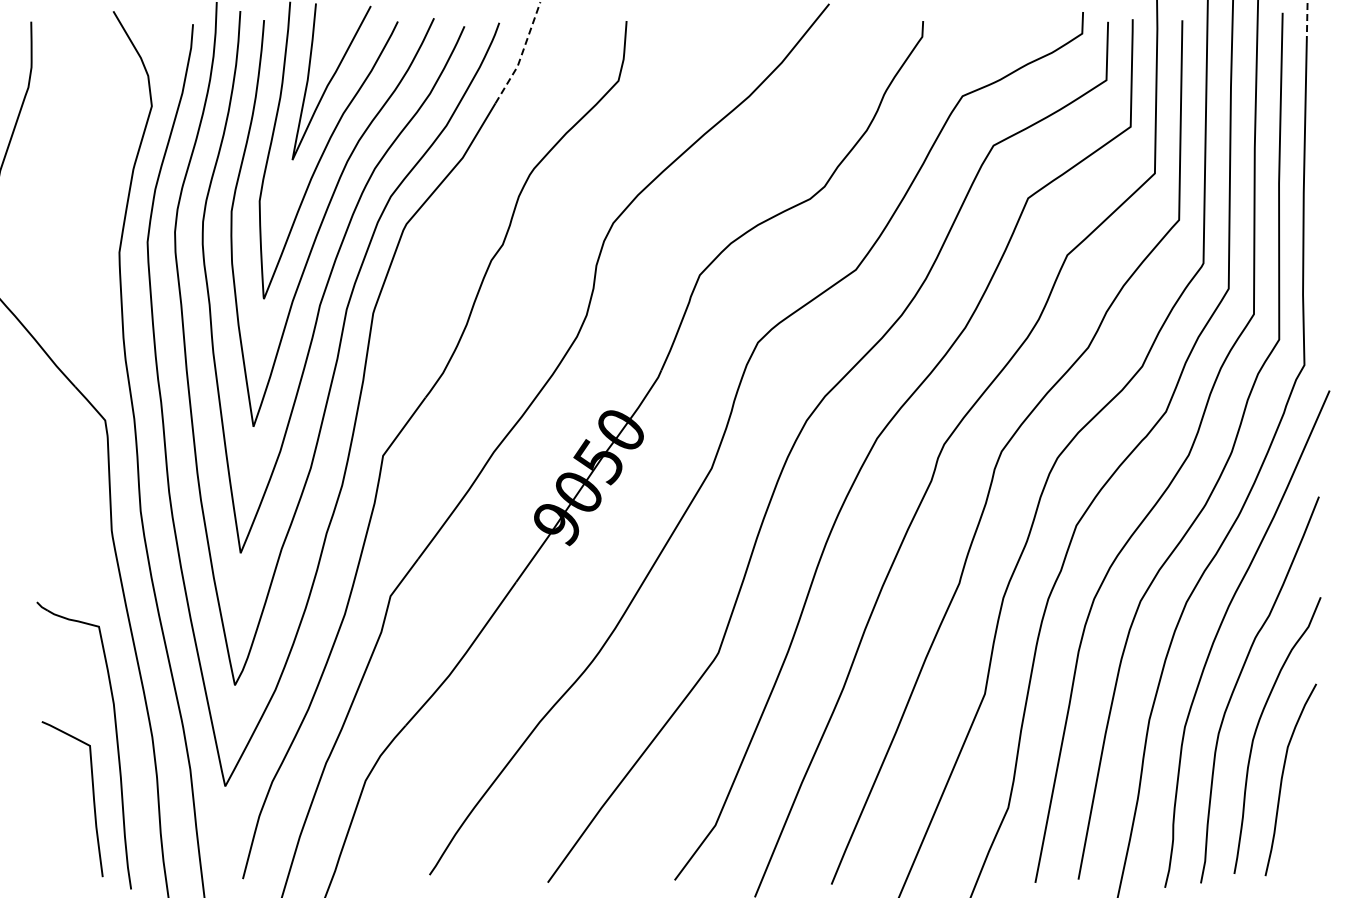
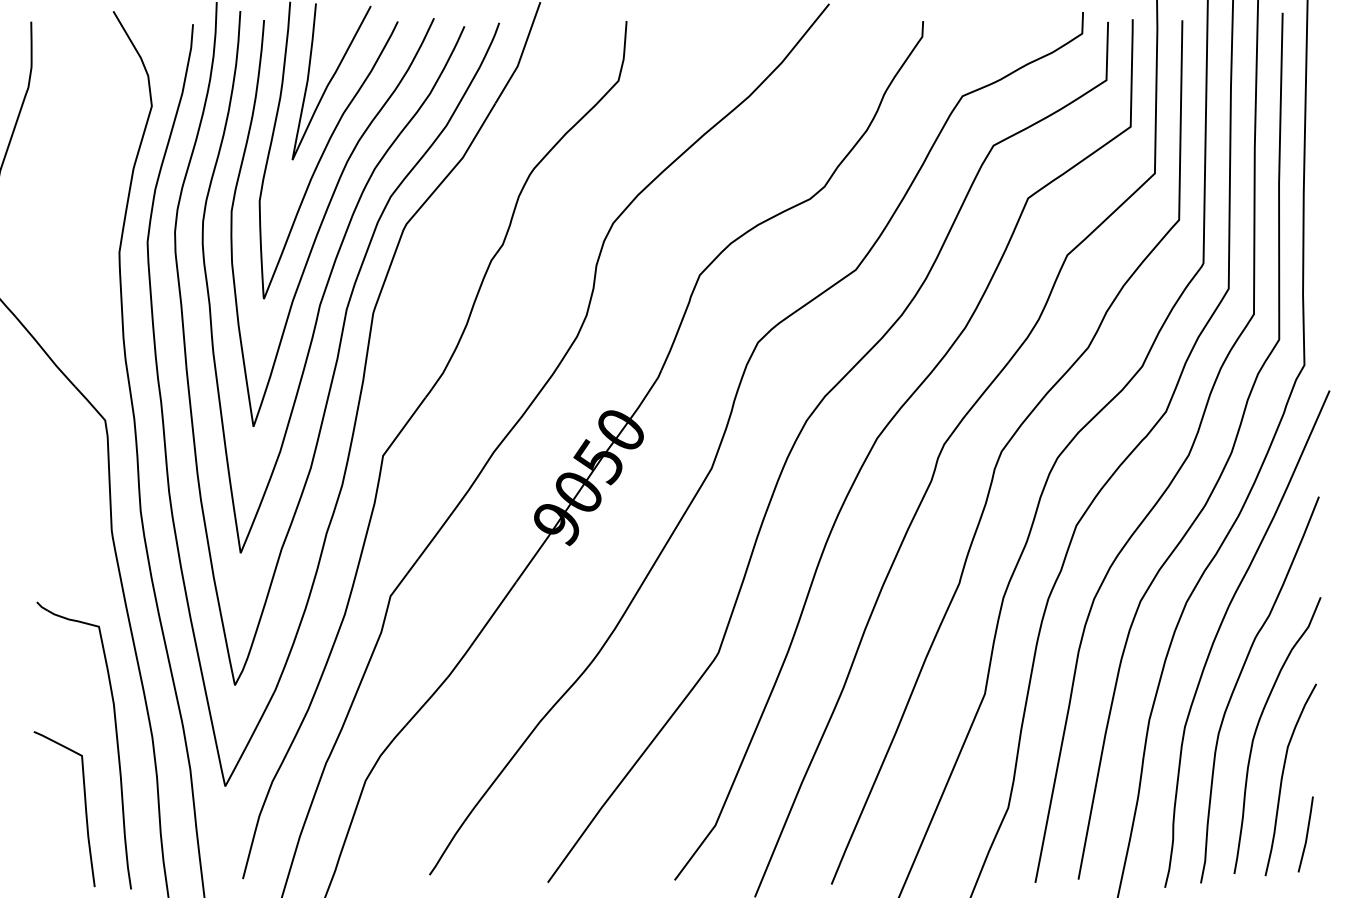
line: dashed -> solid (1307, 21)
line: dashed -> solid (521, 54)
curve position: (92, 796) -> (84, 806) (84, 806)
line: none -> present (1306, 834)
